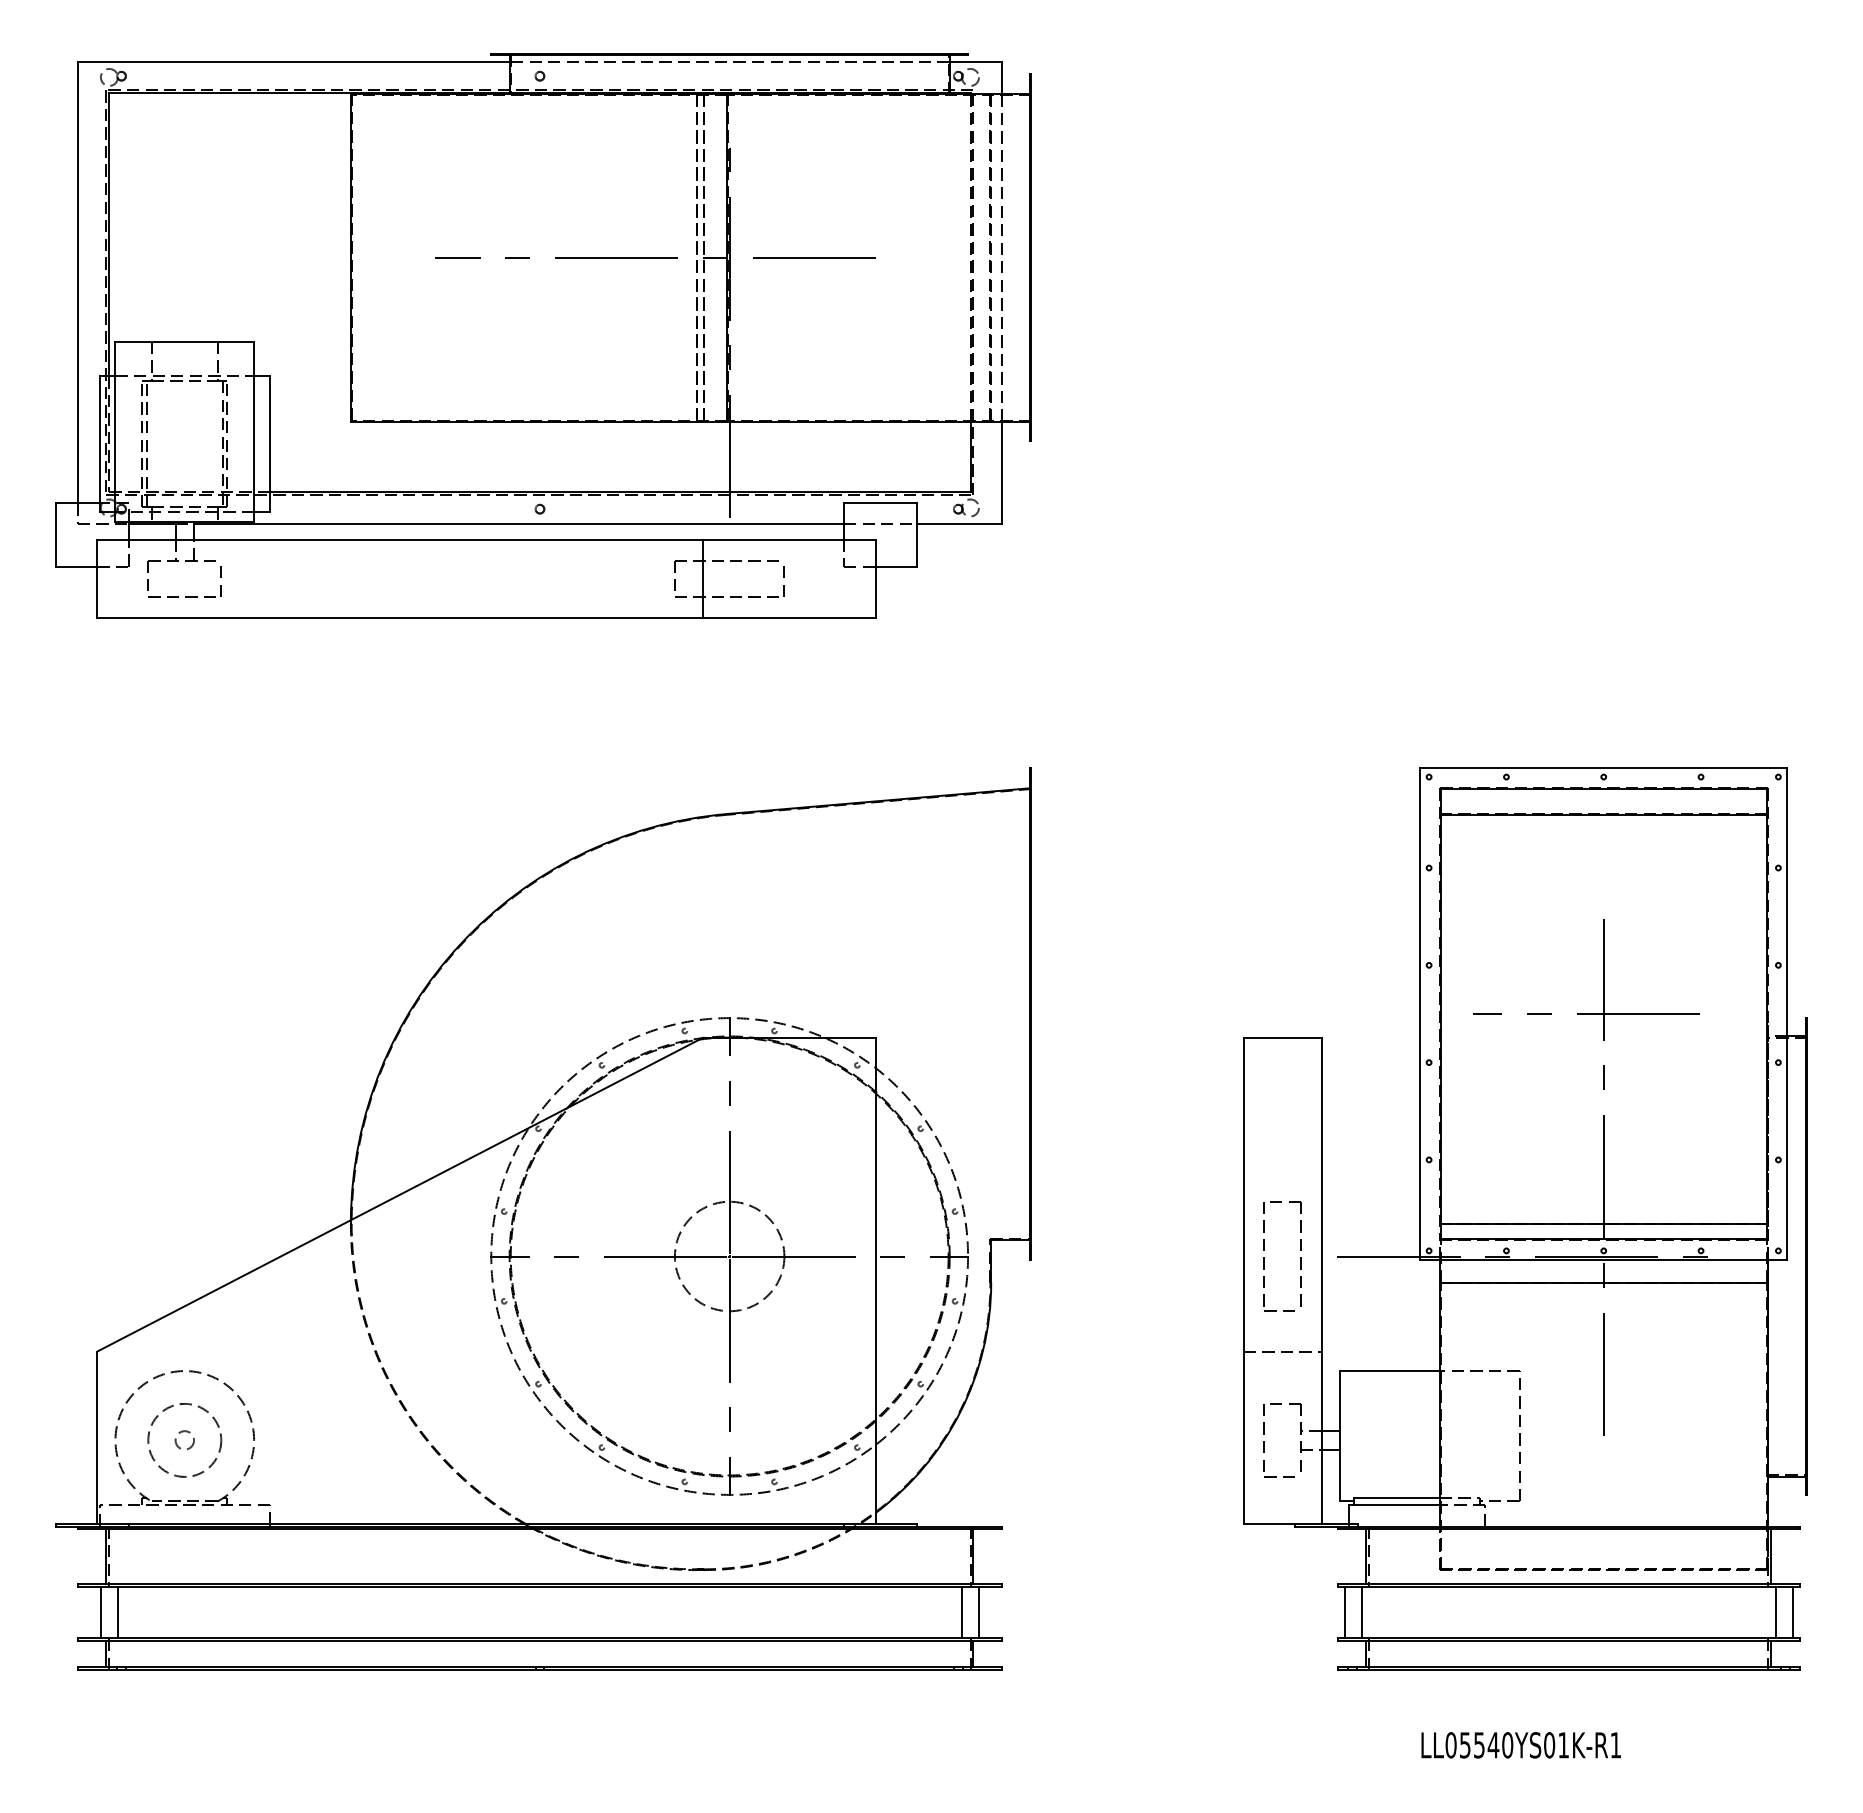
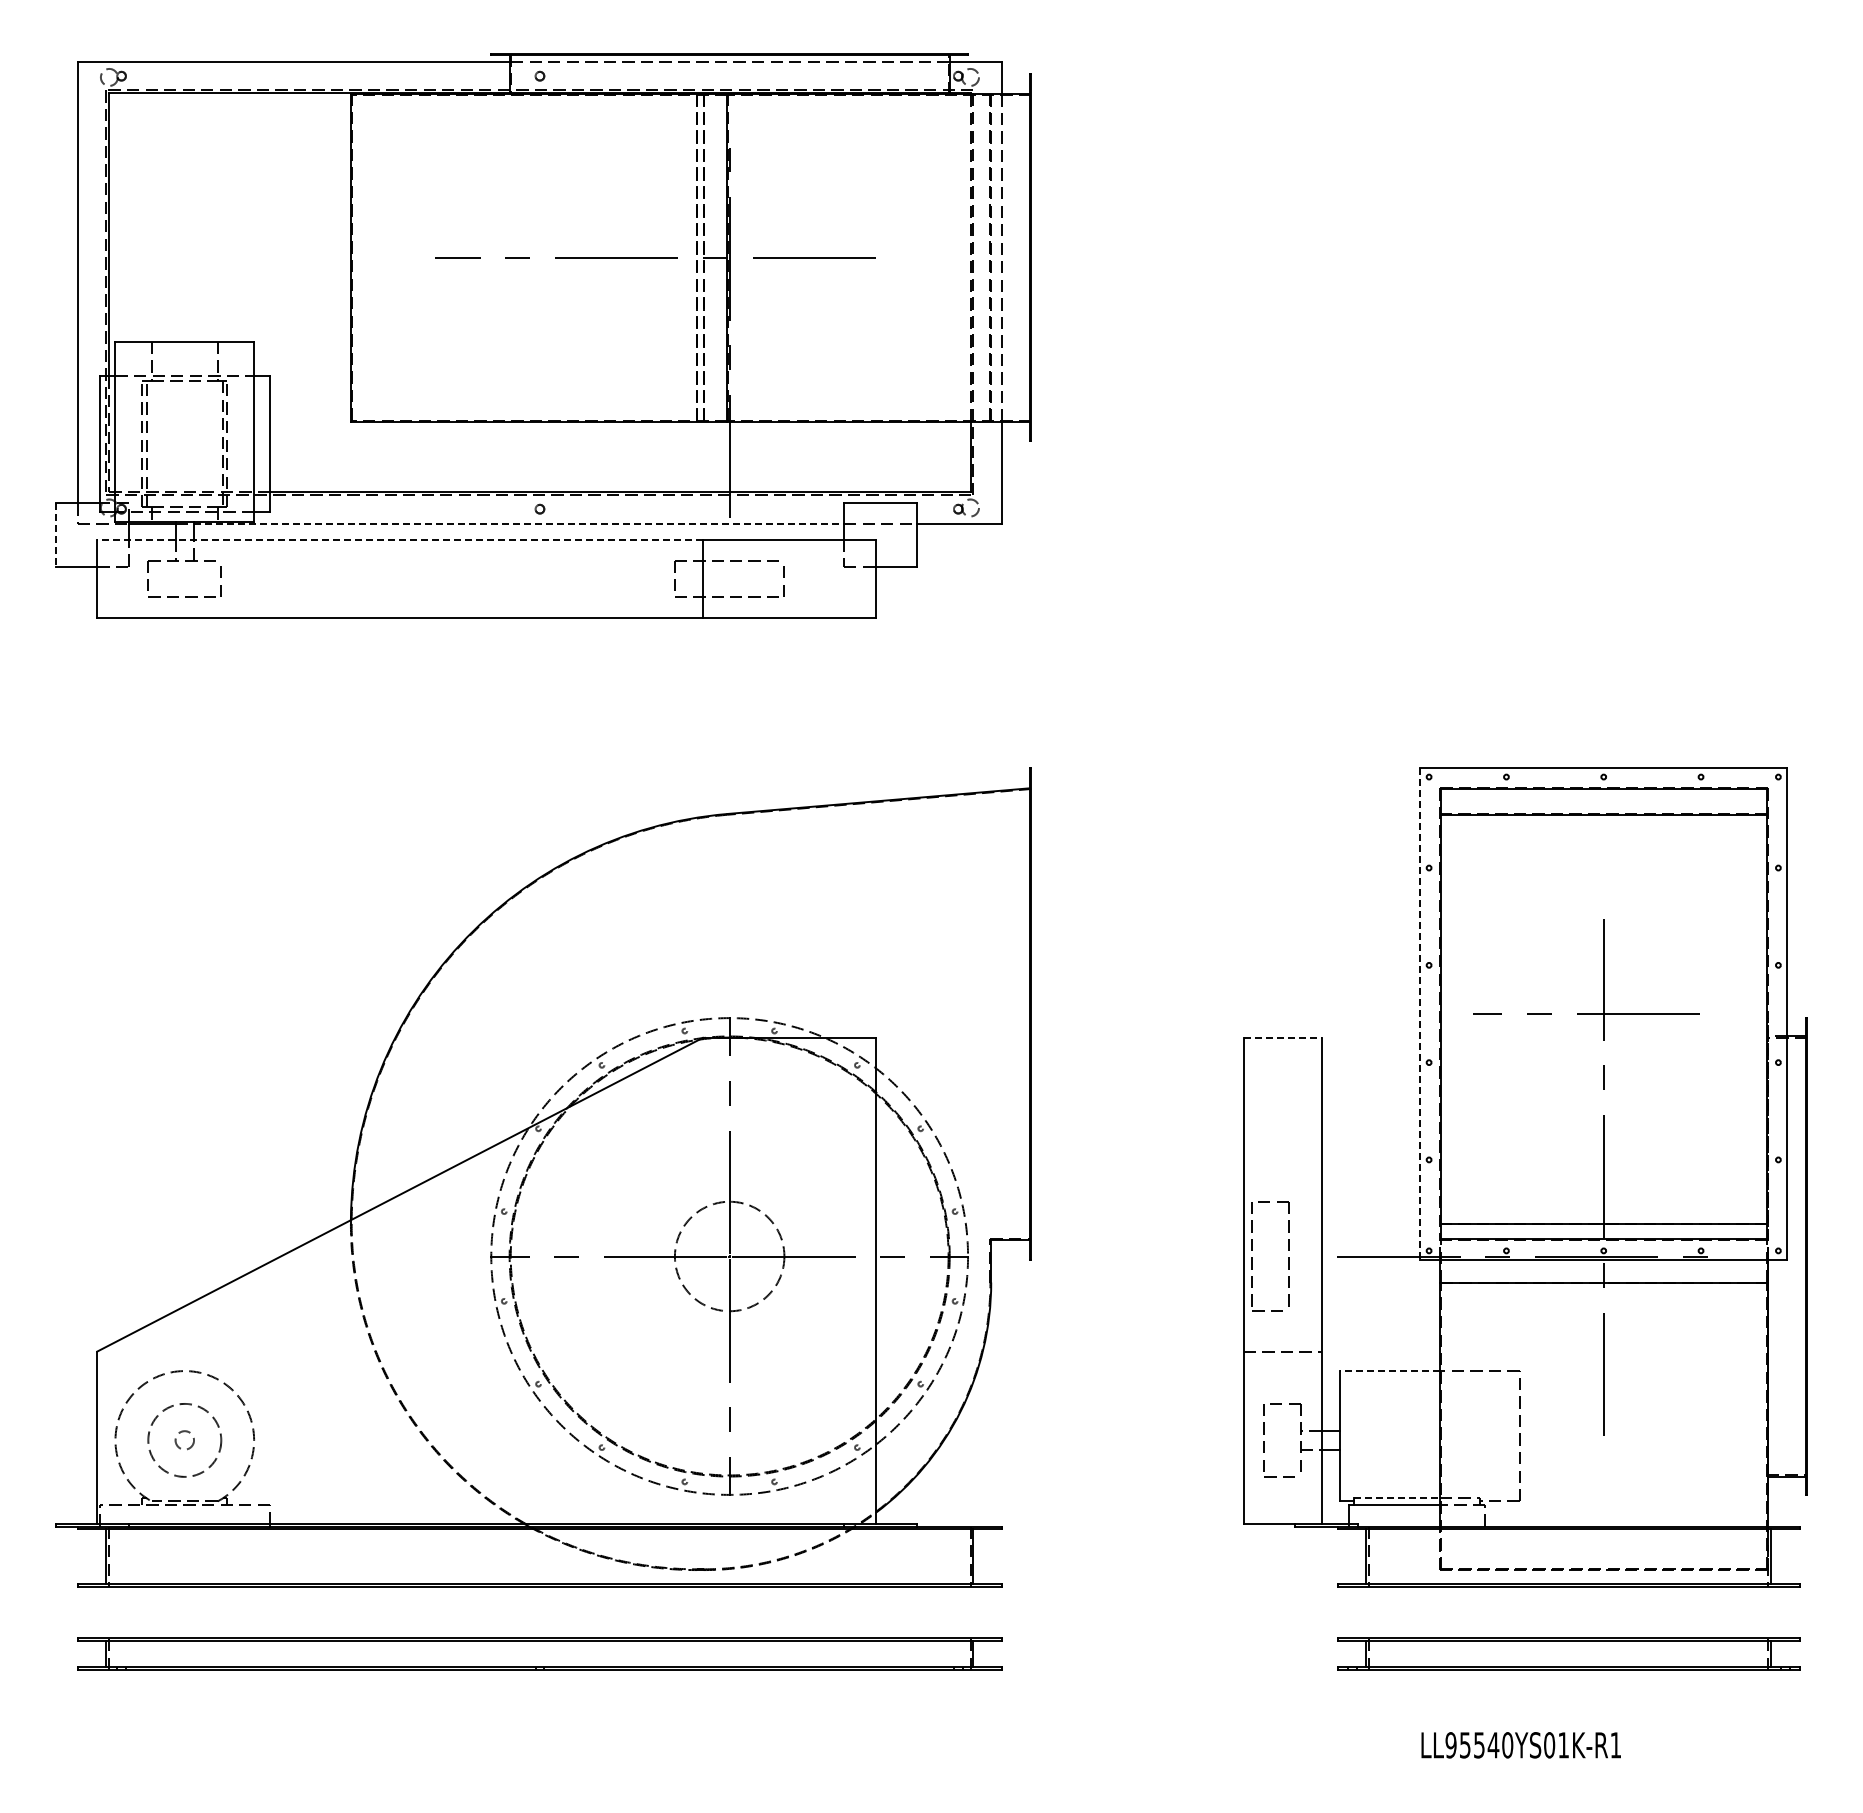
line: solid -> dashed (519, 523)
line: solid -> dashed (55, 534)
line: solid -> dashed (400, 539)
line: solid -> dashed (1420, 1013)
line: solid -> dashed (1282, 1037)
part position: (1264, 1257) -> (1252, 1257) (1252, 1257)
line: solid -> dashed (1389, 1371)
line: solid -> dashed (1396, 1498)
line: present -> none (100, 1612)
line: present -> none (117, 1612)
line: present -> none (961, 1612)
line: present -> none (979, 1612)
line: present -> none (1344, 1612)
line: present -> none (1361, 1612)
line: present -> none (1775, 1612)
line: present -> none (1792, 1612)
text: LL05540YS01K-R1 -> LL95540YS01K-R1 (1450, 1745)
